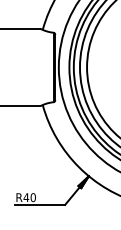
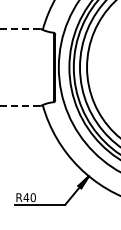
line: solid -> dashed (20, 28)
line: solid -> dashed (20, 106)
